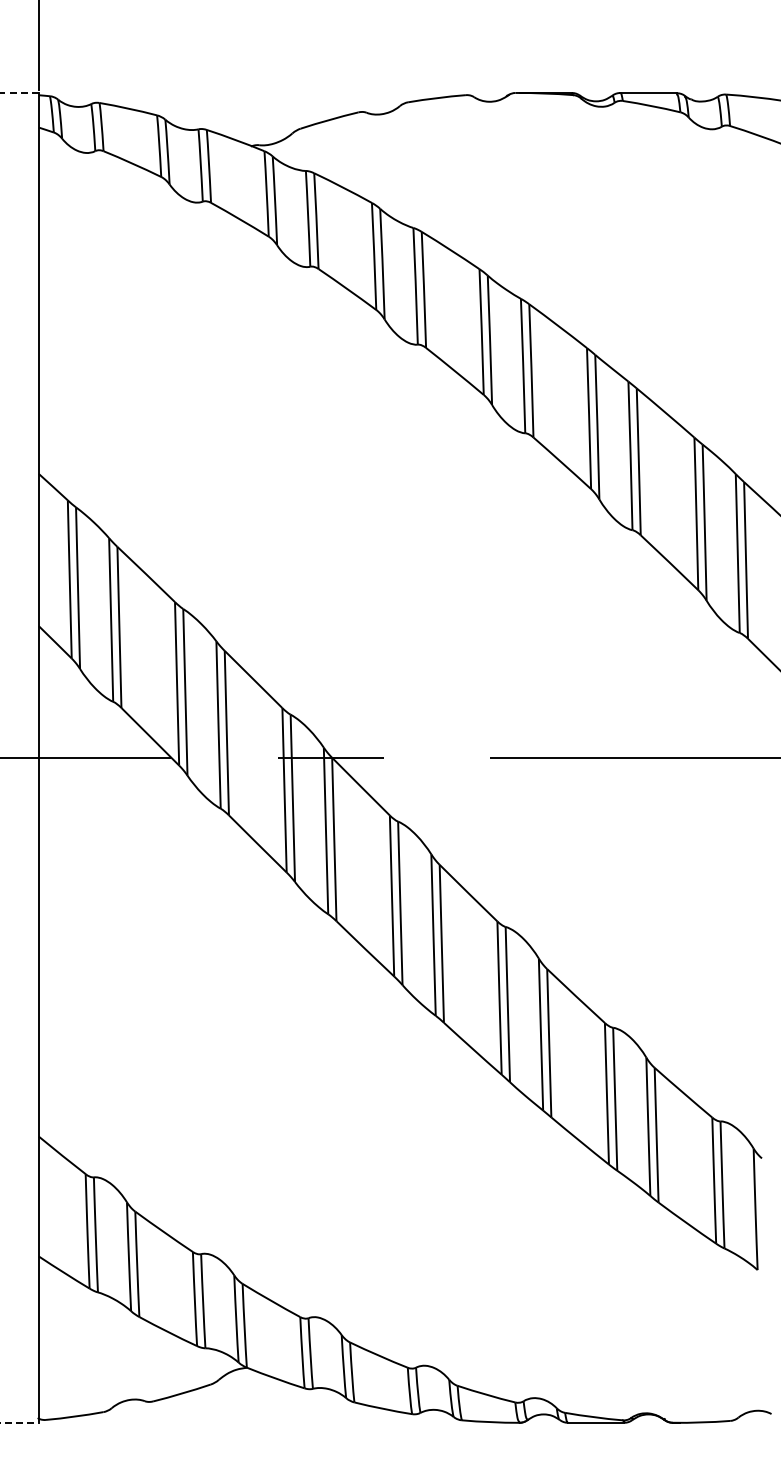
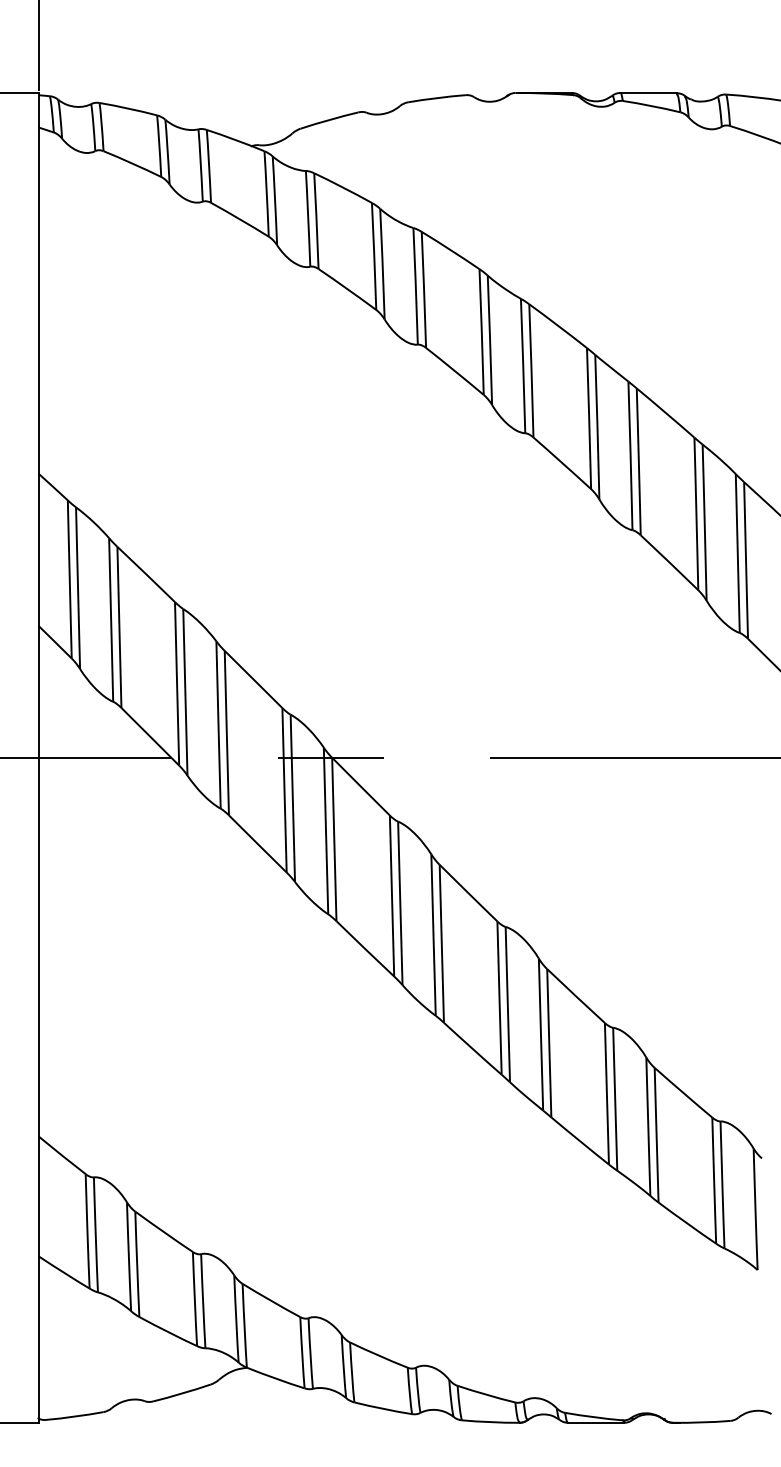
line: dashed -> solid (19, 92)
line: dashed -> solid (19, 1422)
